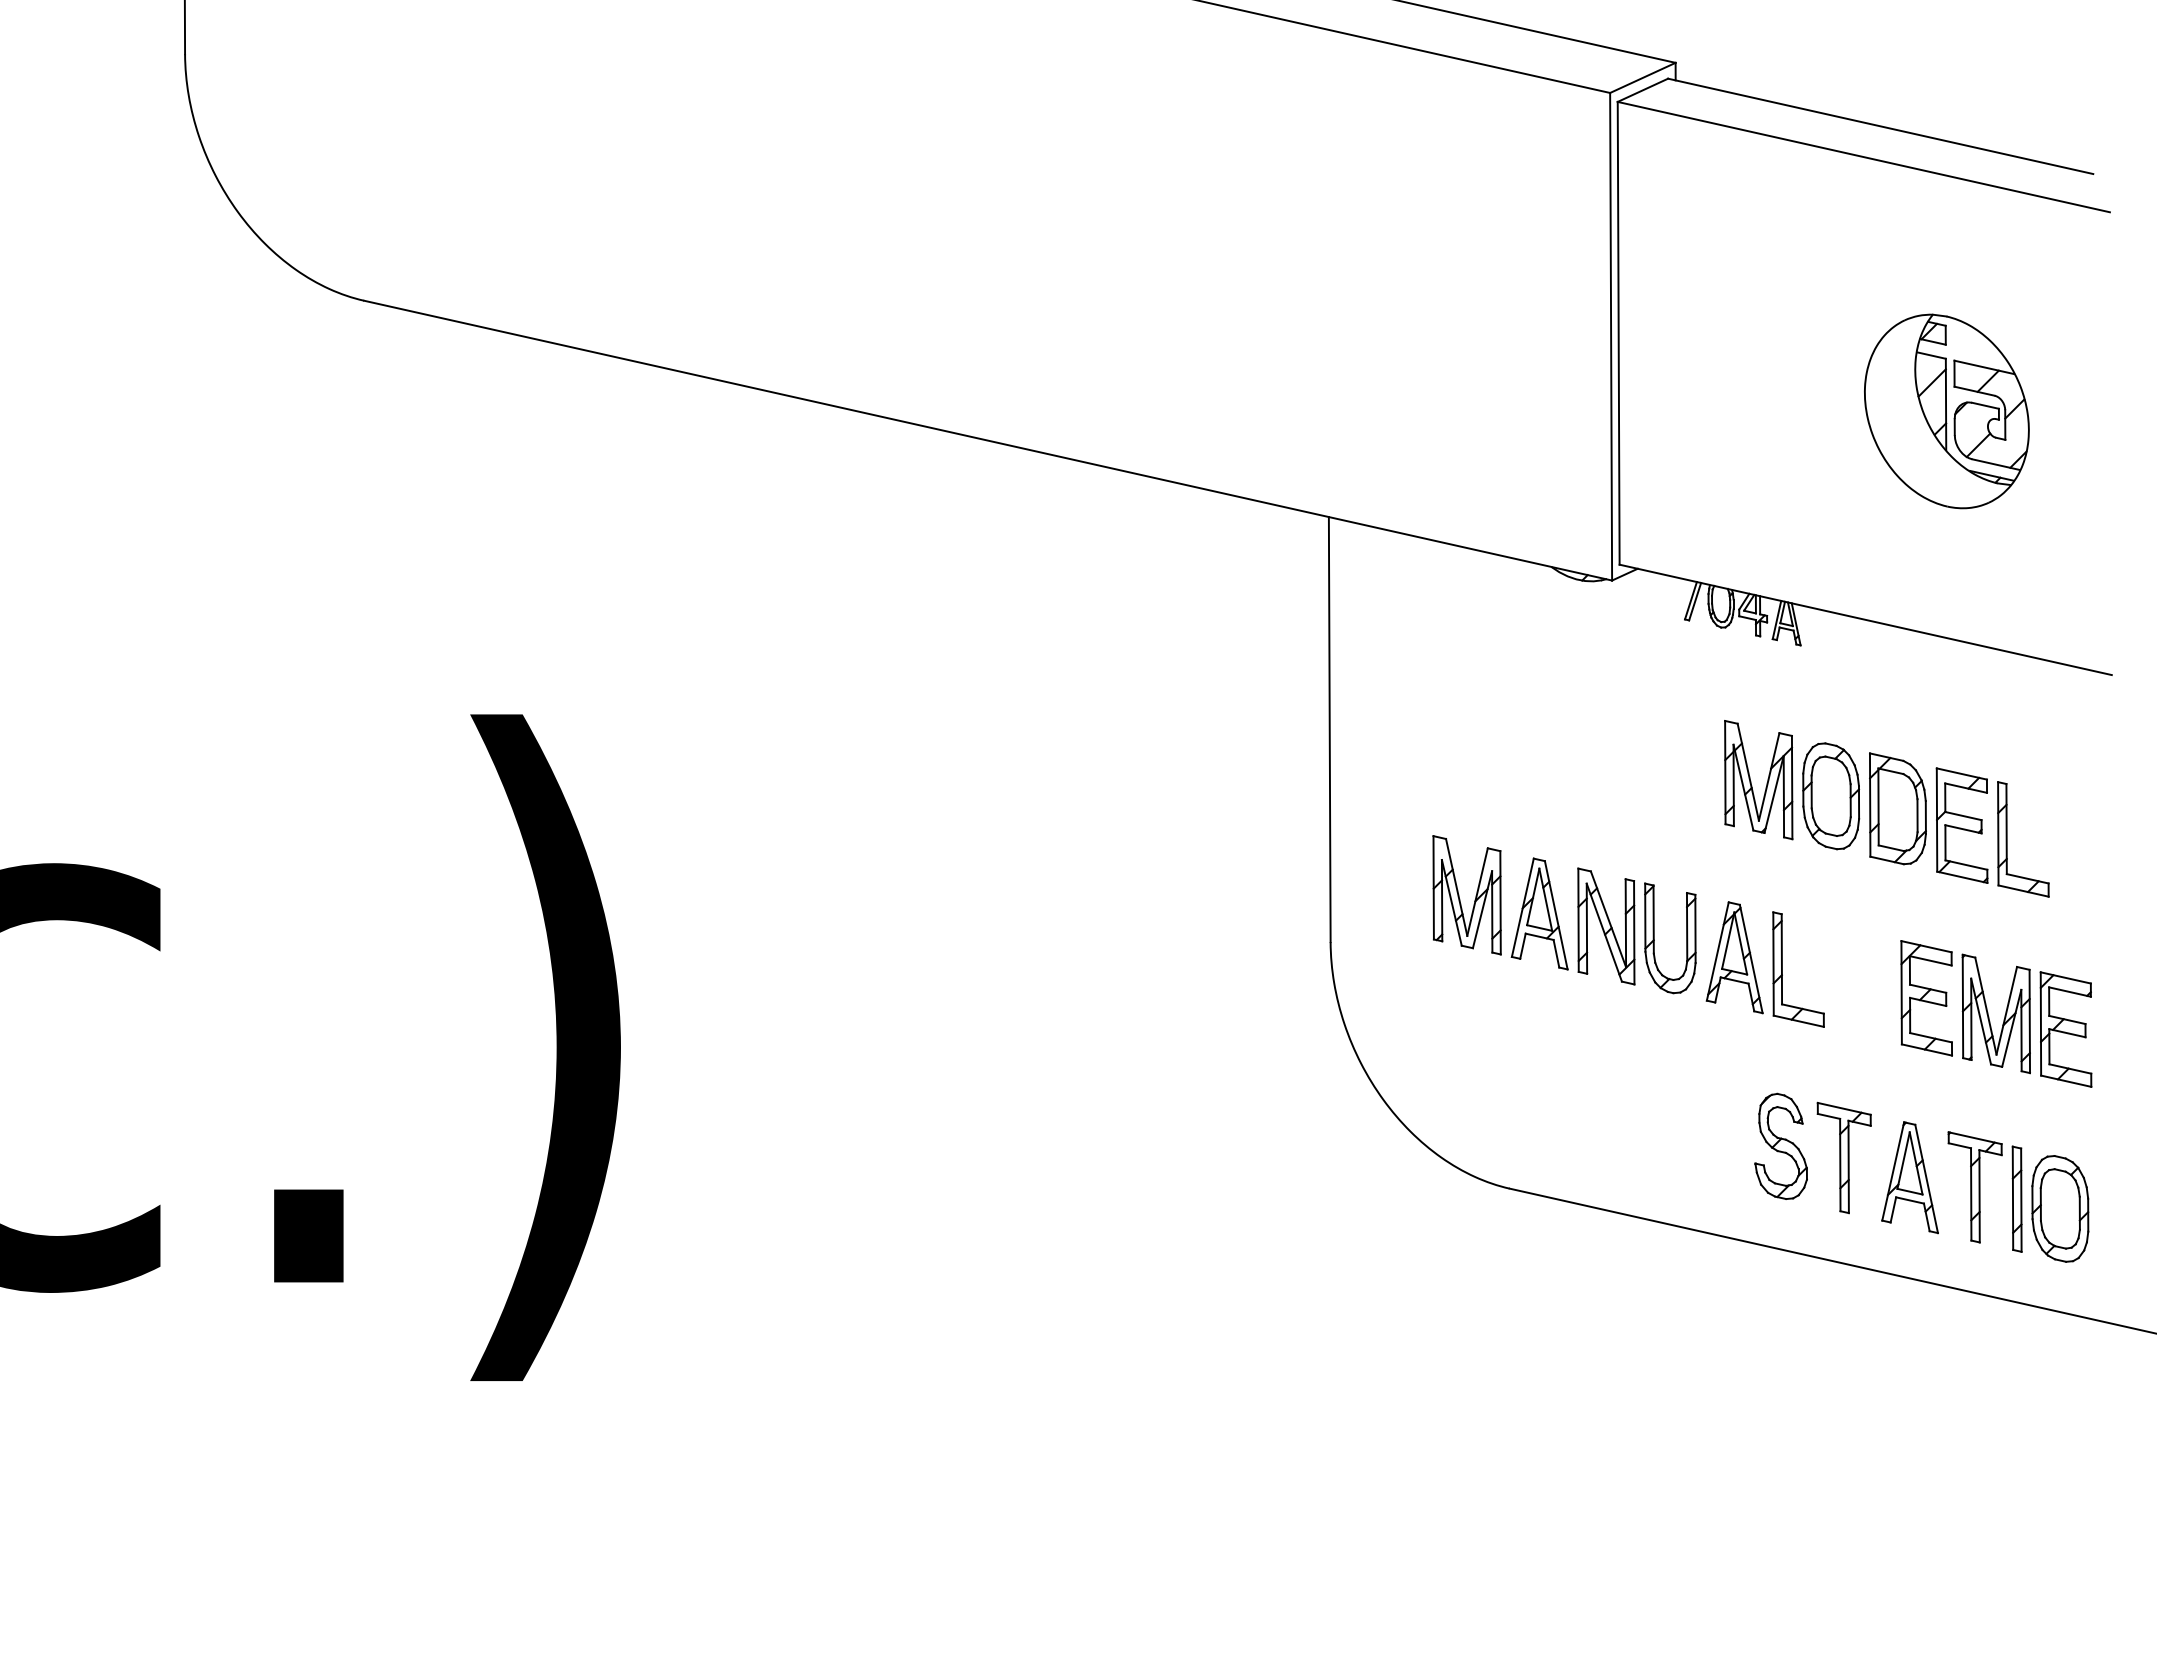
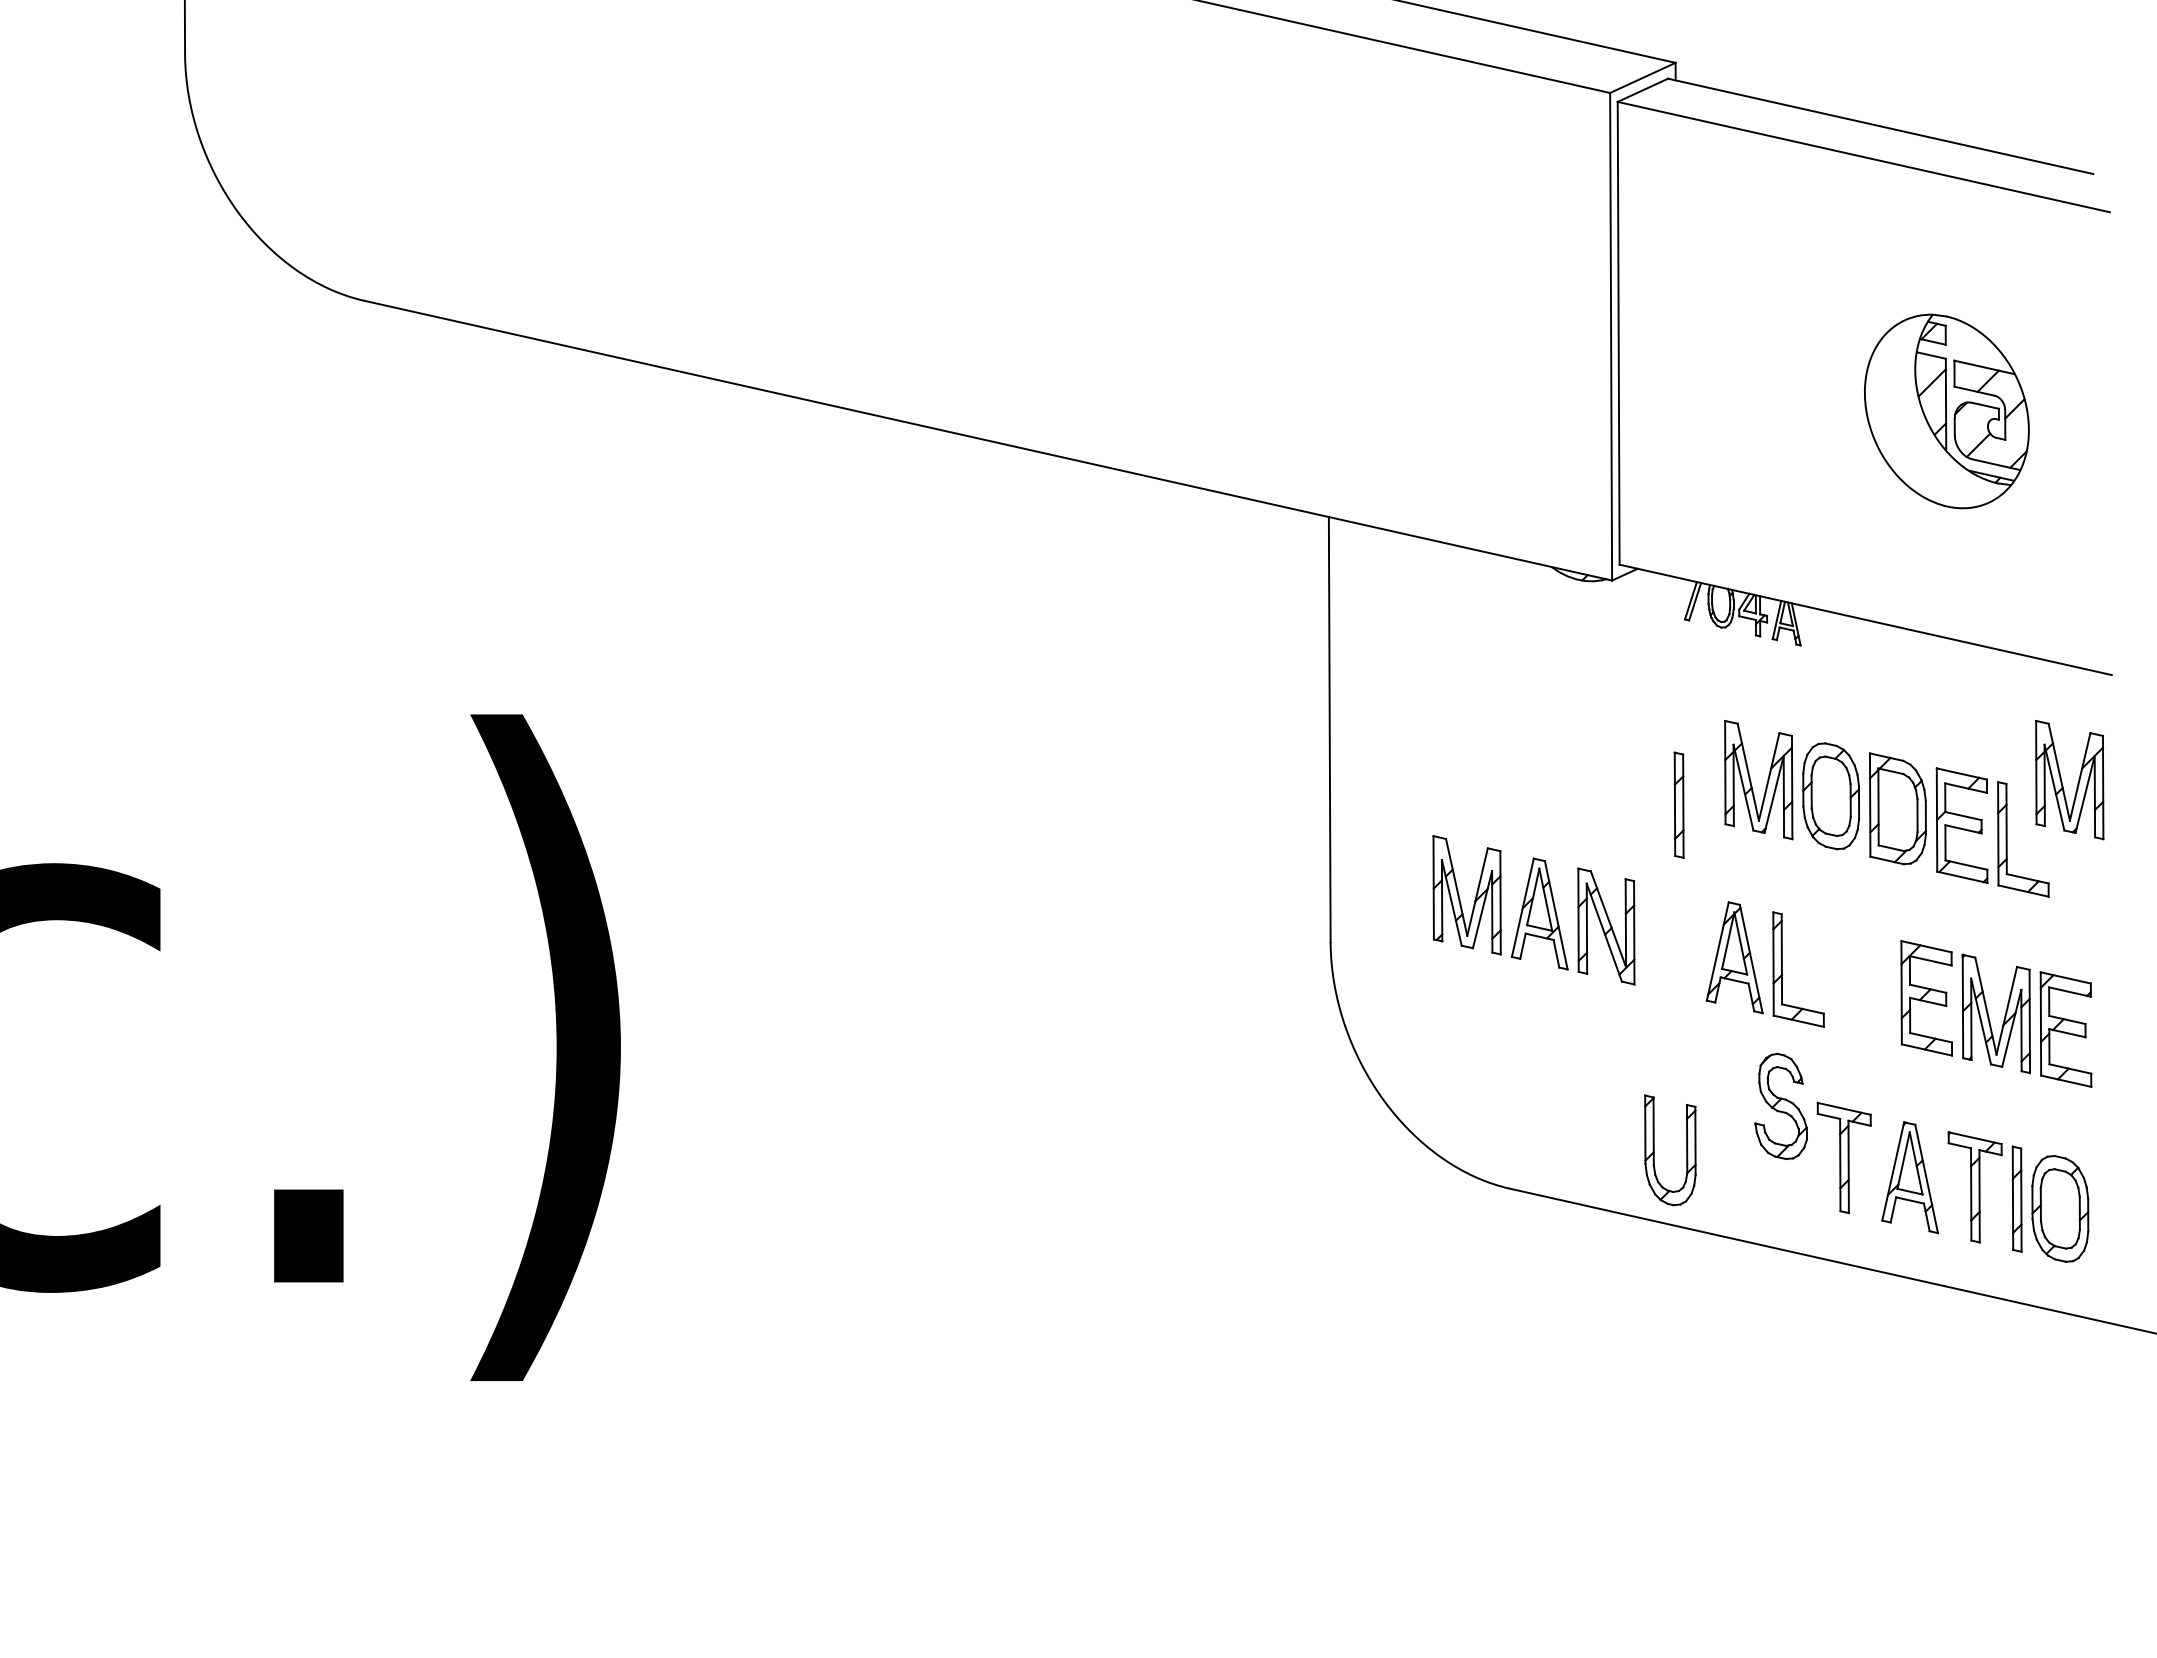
part: none -> present (2062, 781)
part: none -> present (1678, 804)
part position: (1654, 938) -> (1654, 1150) (1654, 1150)
part position: (1780, 1145) -> (1780, 1105) (1780, 1105)
